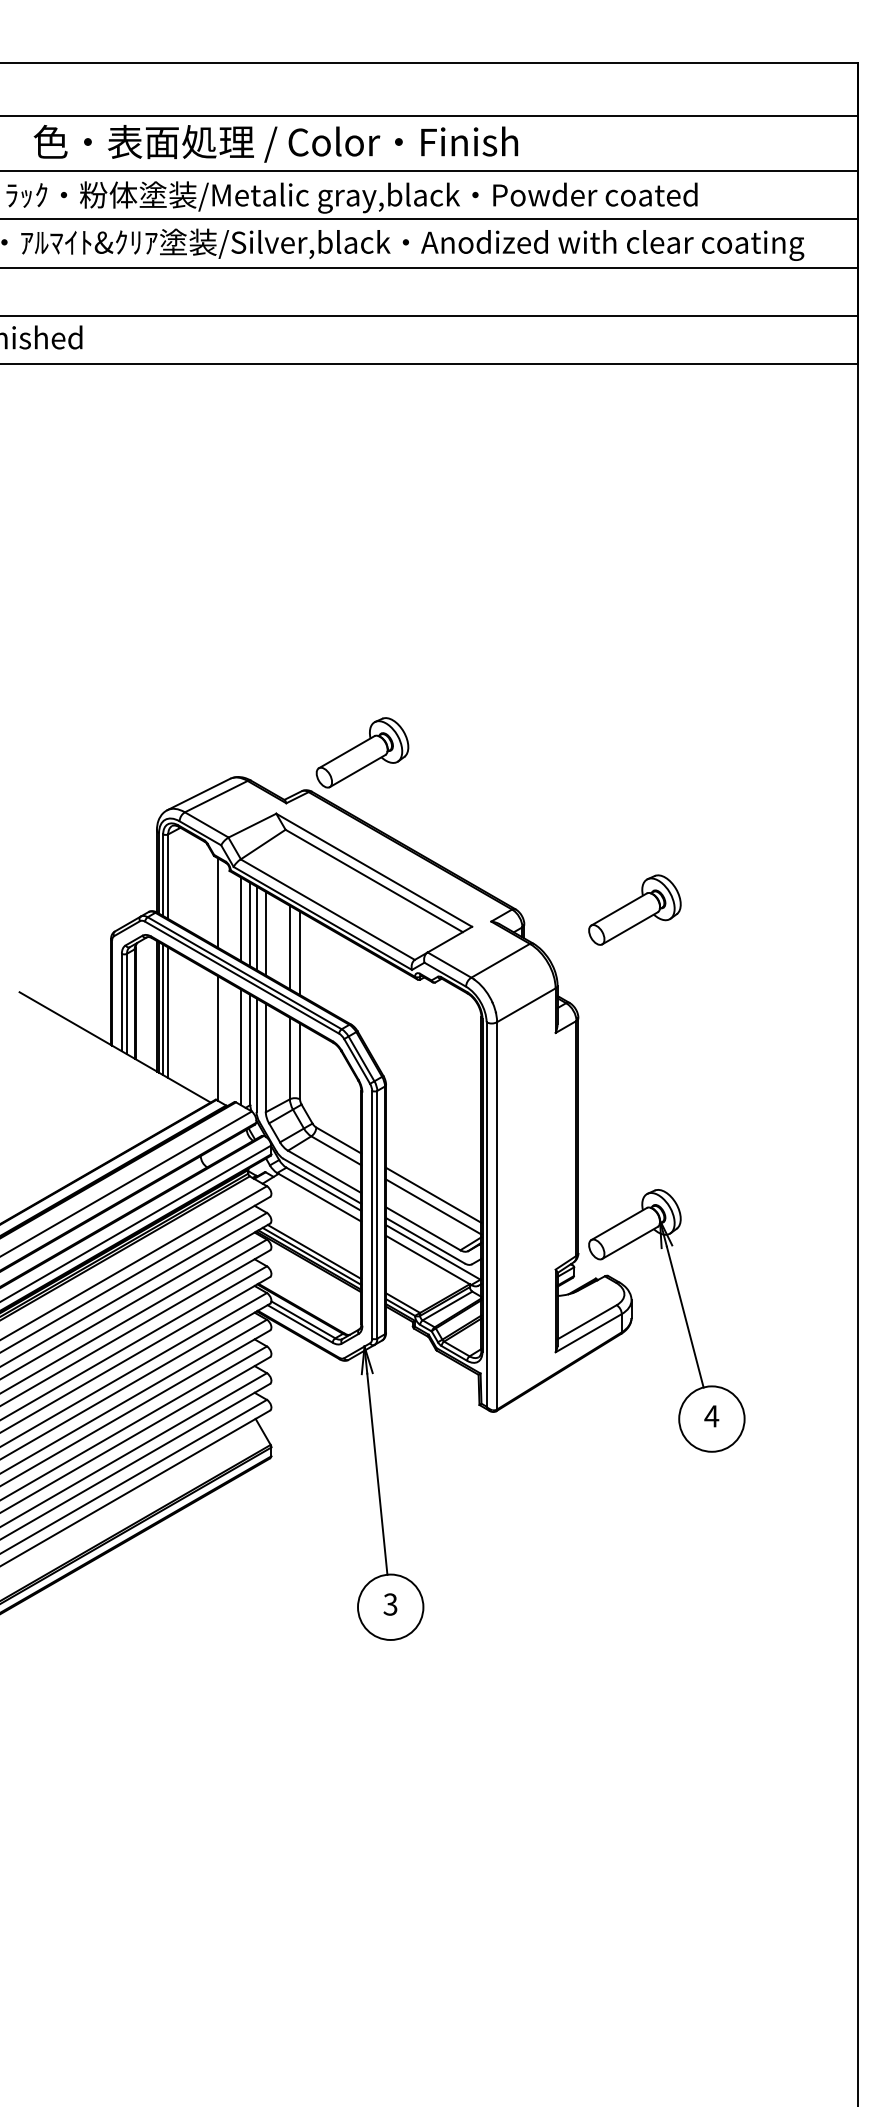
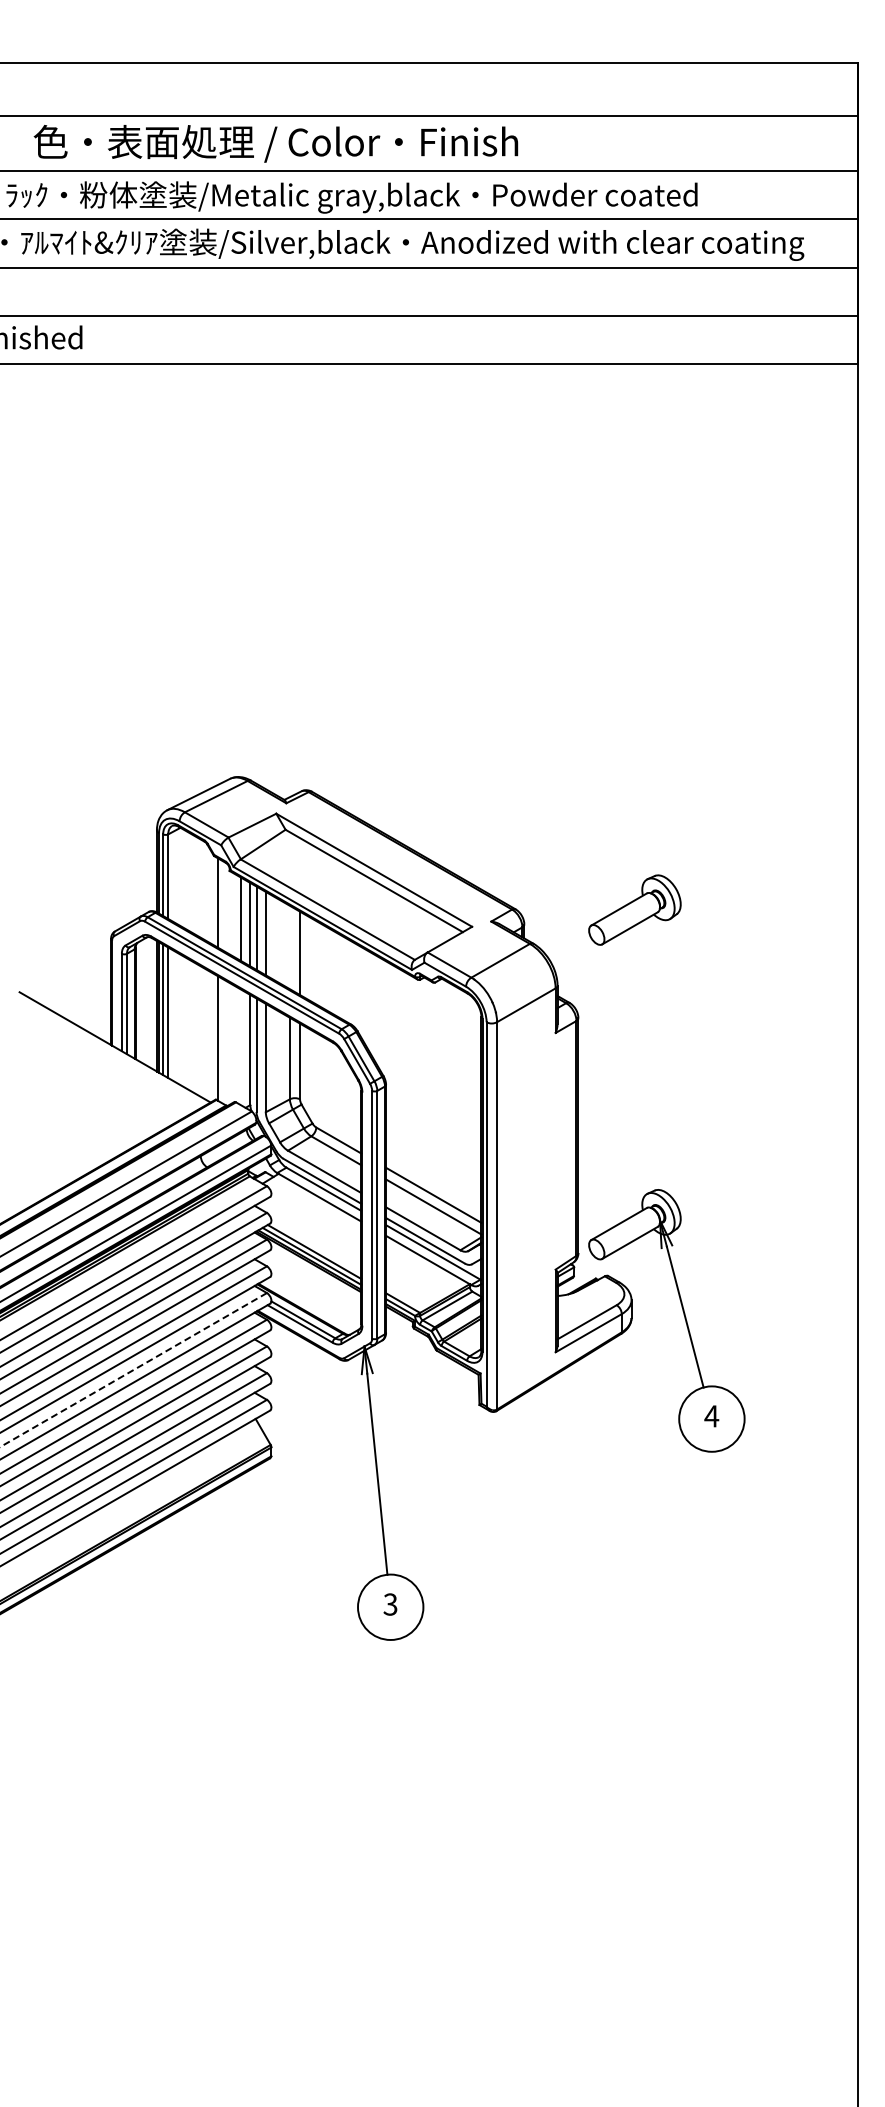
part: present -> none (362, 752)
line: present -> none (289, 947)
line: present -> none (241, 1047)
line: solid -> dashed (133, 1369)
